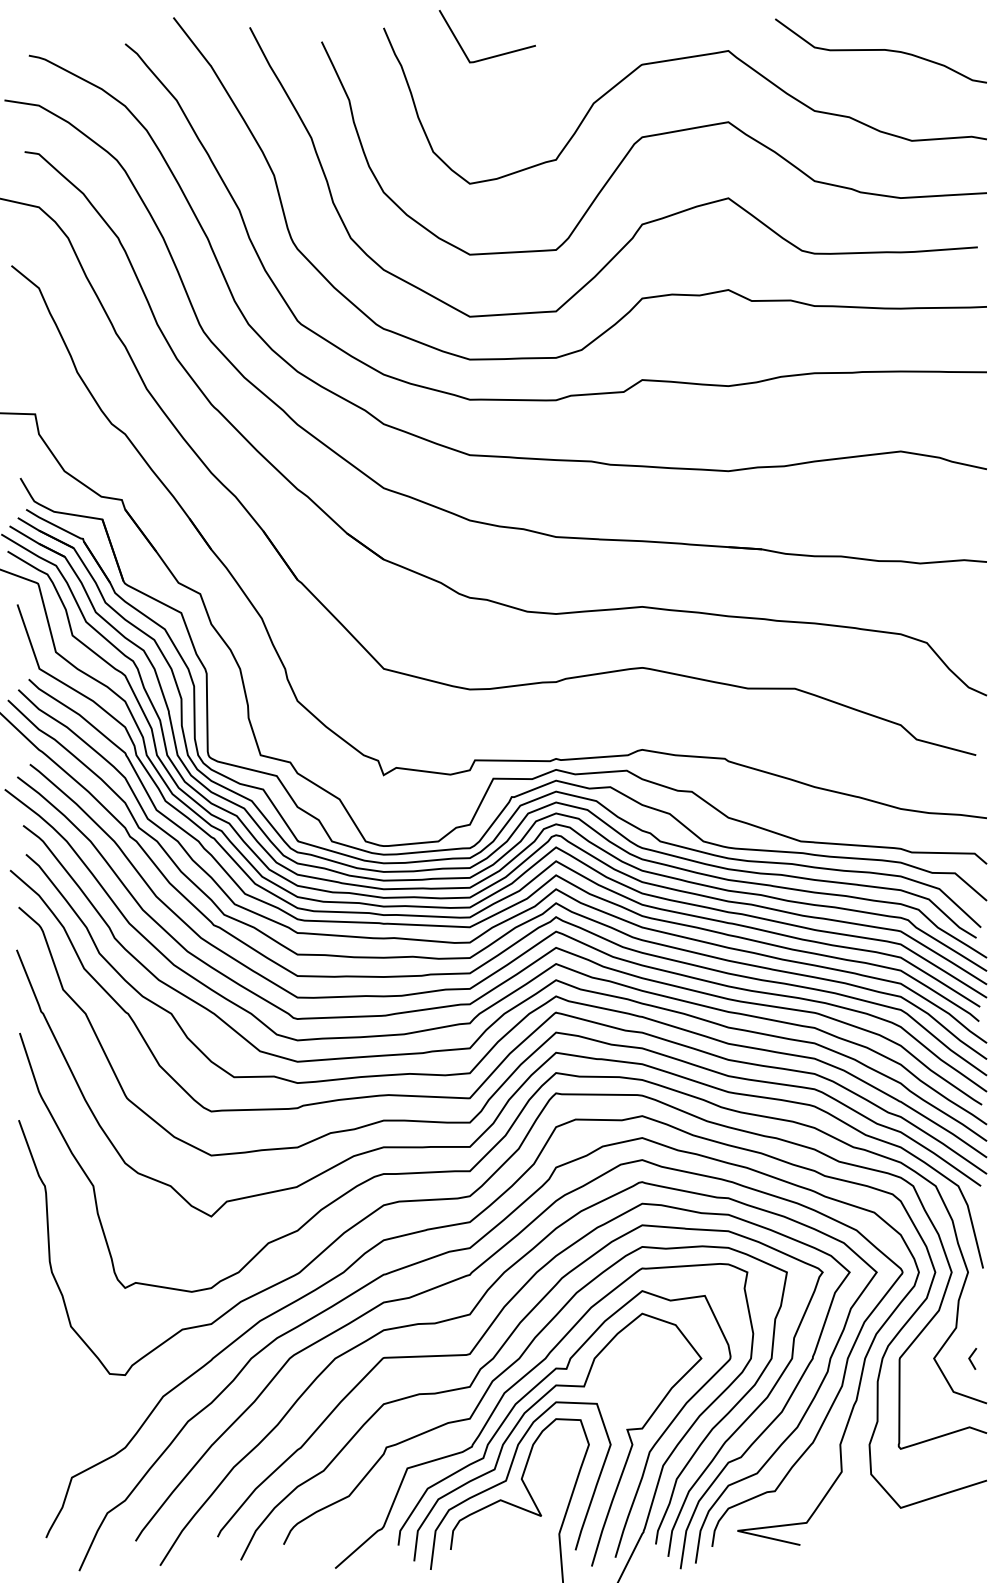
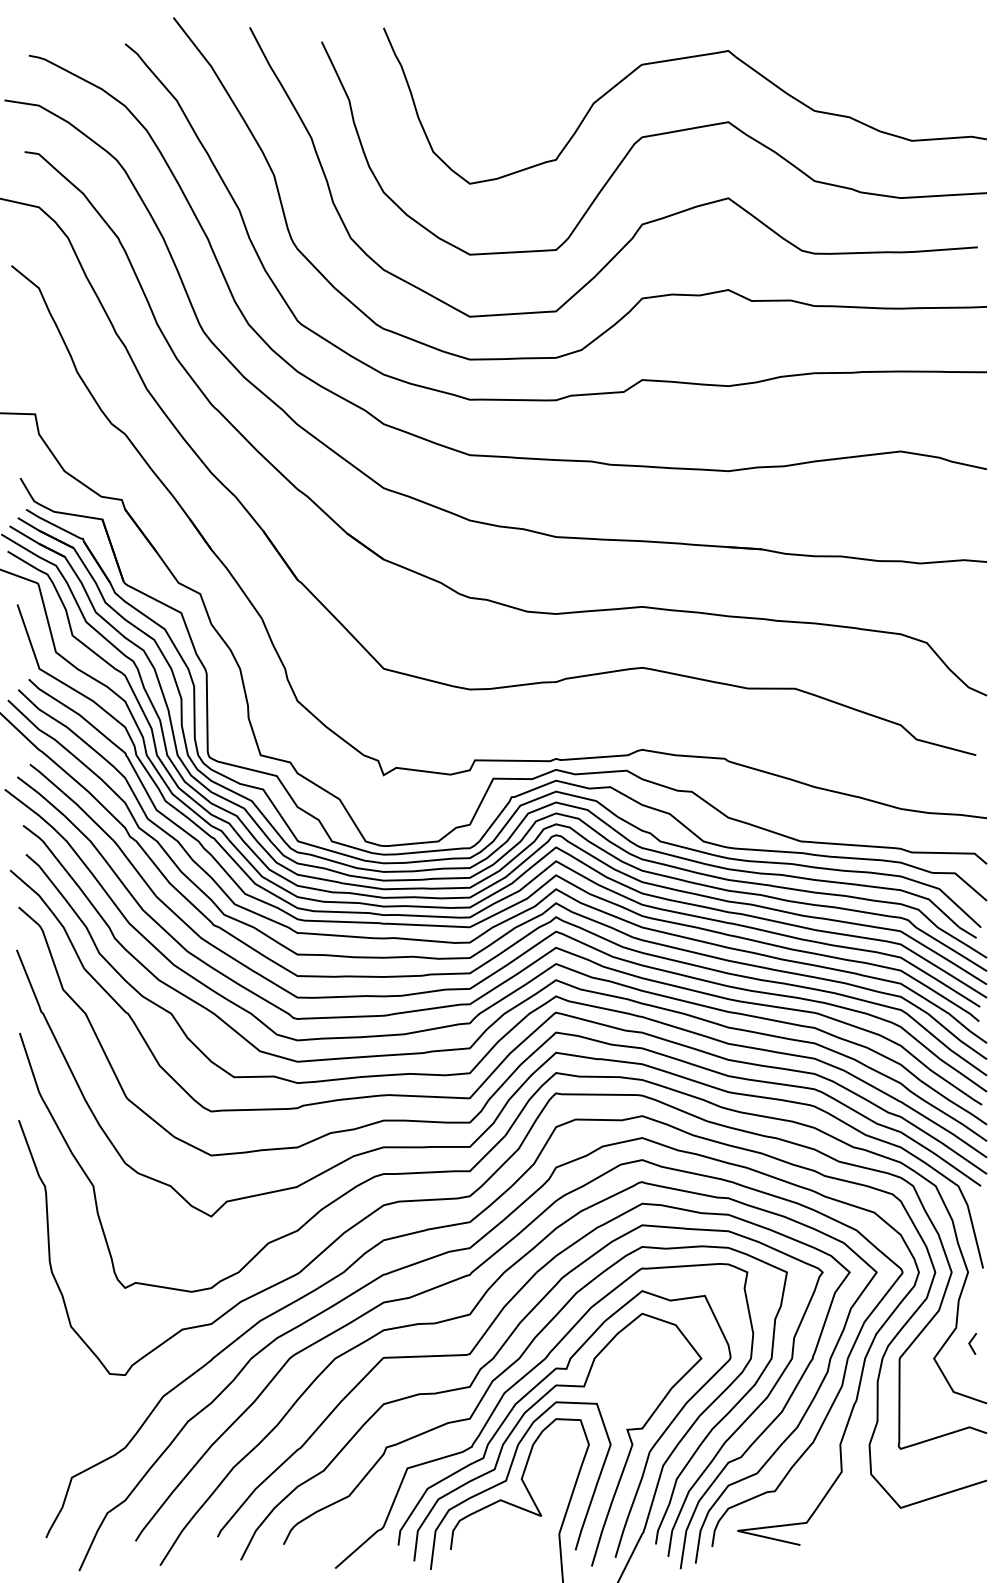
curve: present -> none (880, 50)
line: present -> none (490, 56)
line position: (971, 1357) -> (971, 1342) (971, 1342)
